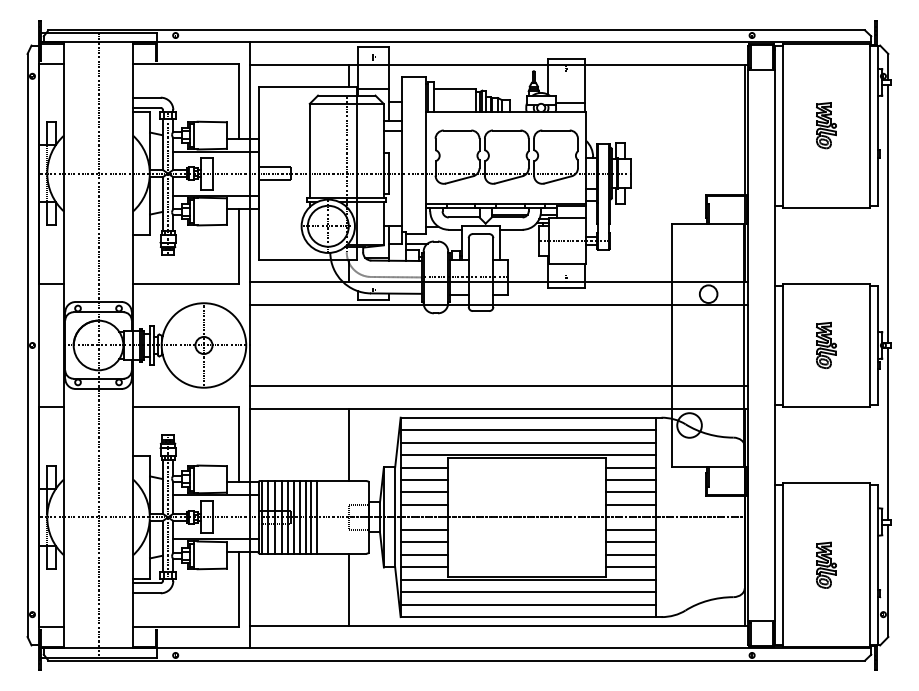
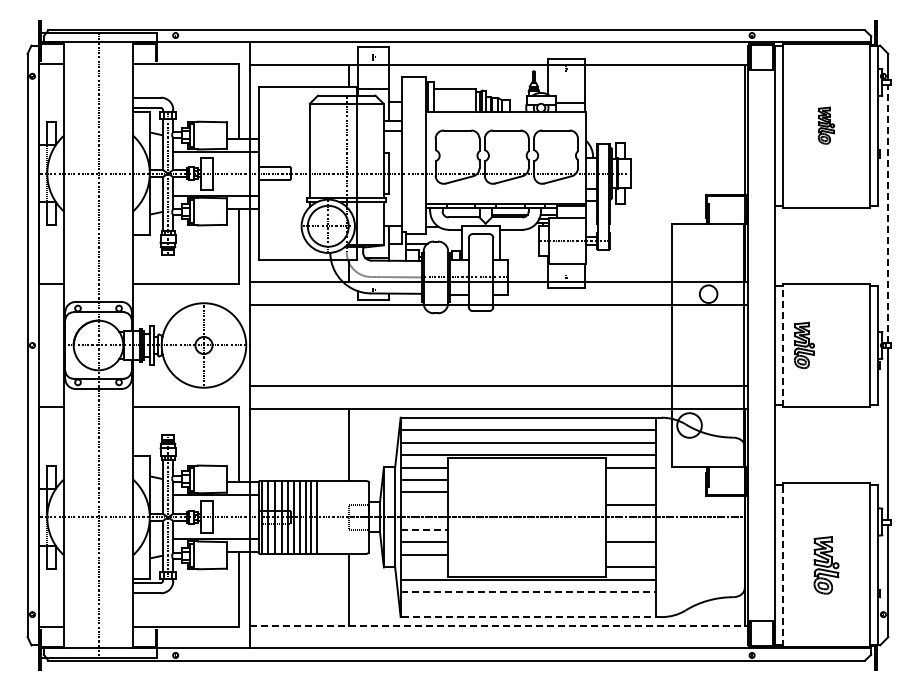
part size: 21x48 px -> 19x39 px (826, 125)
line: solid -> dashed (888, 213)
part position: (826, 344) -> (804, 344) (804, 344)
line: solid -> dashed (782, 345)
line: present -> none (630, 480)
line: present -> none (630, 492)
line: present -> none (423, 504)
line: solid -> dashed (424, 529)
line: present -> none (630, 529)
line: present -> none (630, 554)
line: solid -> dashed (782, 564)
part size: 21x48 px -> 27x59 px (826, 565)
line: present -> none (423, 567)
line: solid -> dashed (528, 592)
line: present -> none (528, 604)
line: solid -> dashed (530, 617)
line: solid -> dashed (499, 625)
